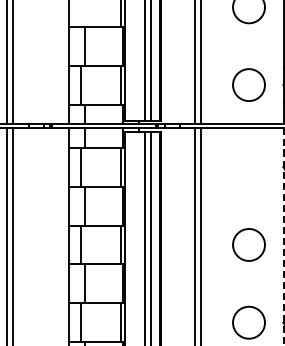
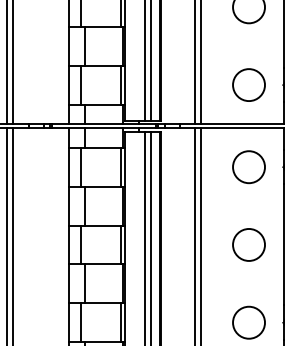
line: none -> present (81, 14)
circle: none -> present (248, 167)
line: dashed -> solid (283, 237)
